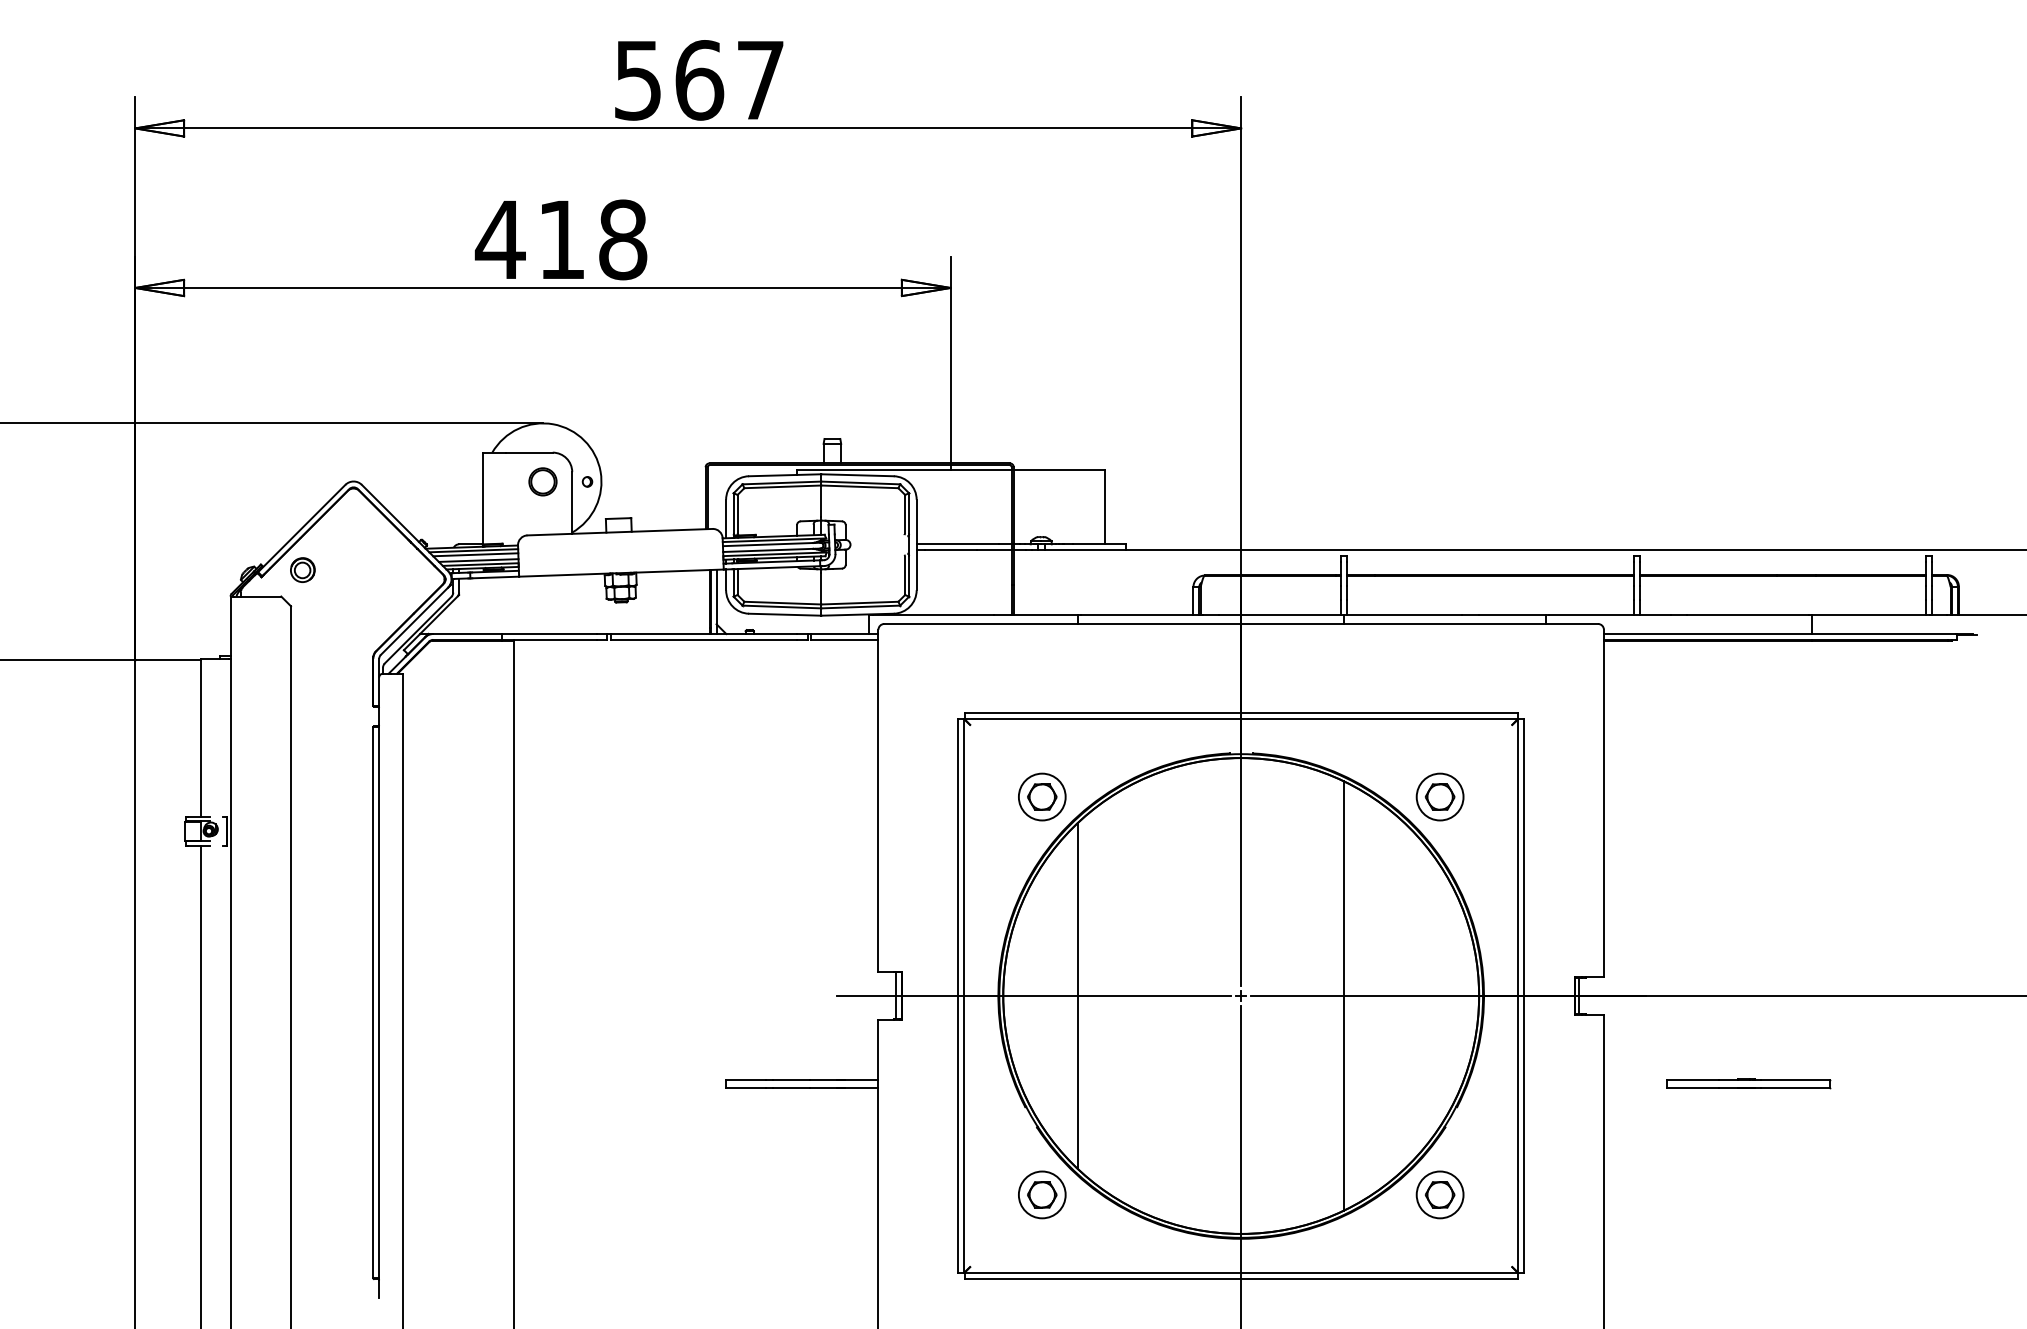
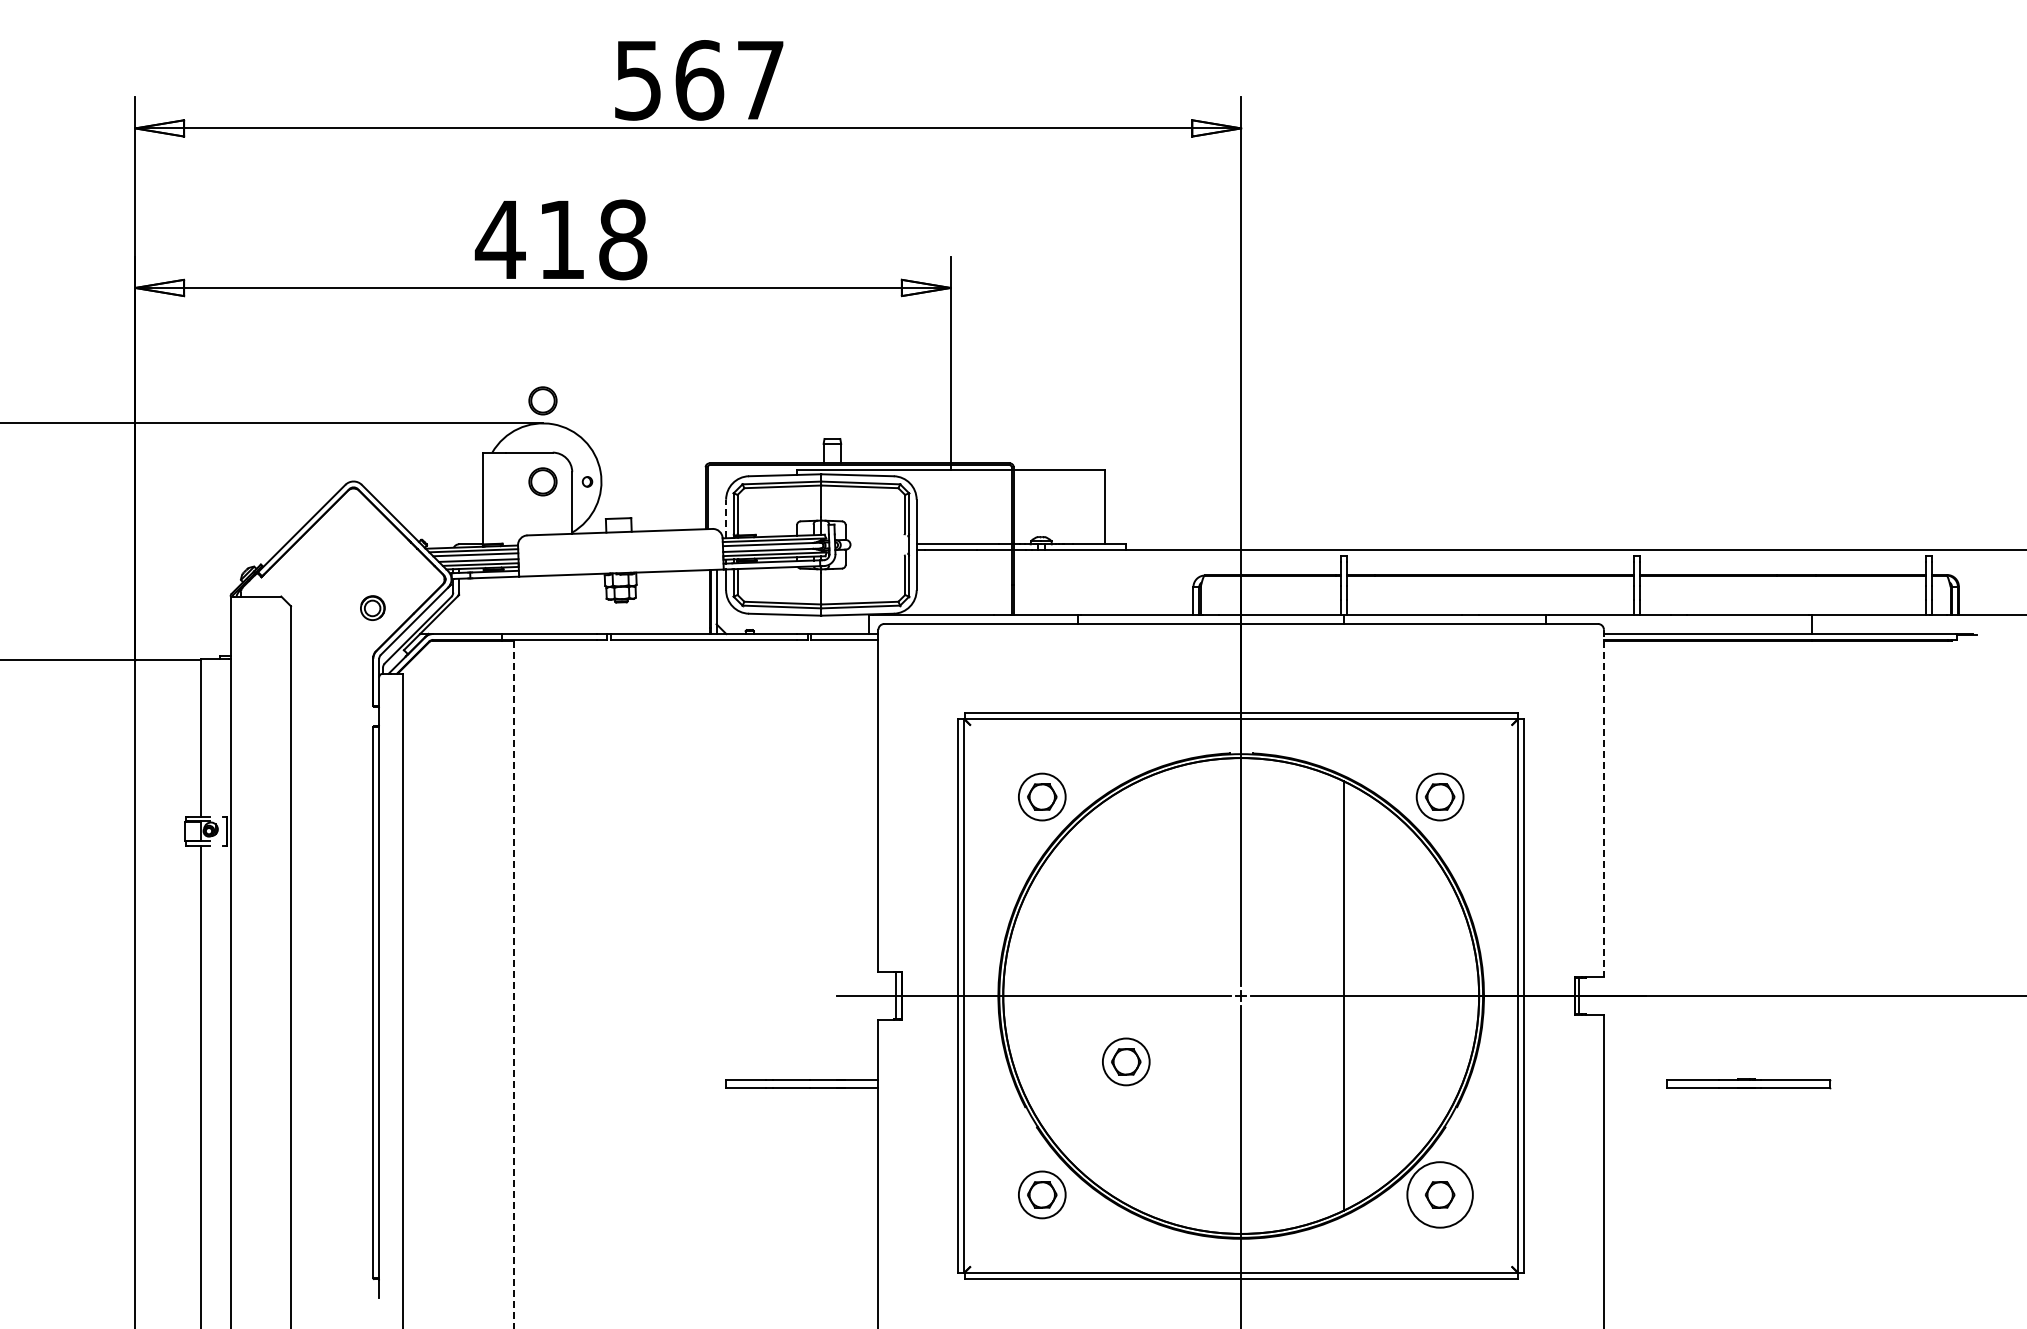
circle: none -> present (542, 400)
line: solid -> dashed (726, 518)
part position: (302, 569) -> (372, 607) (372, 607)
line: solid -> dashed (1603, 803)
line: solid -> dashed (513, 983)
line: present -> none (1077, 995)
part: none -> present (1126, 1061)
circle diameter: 47 px -> 66 px (1439, 1194)
